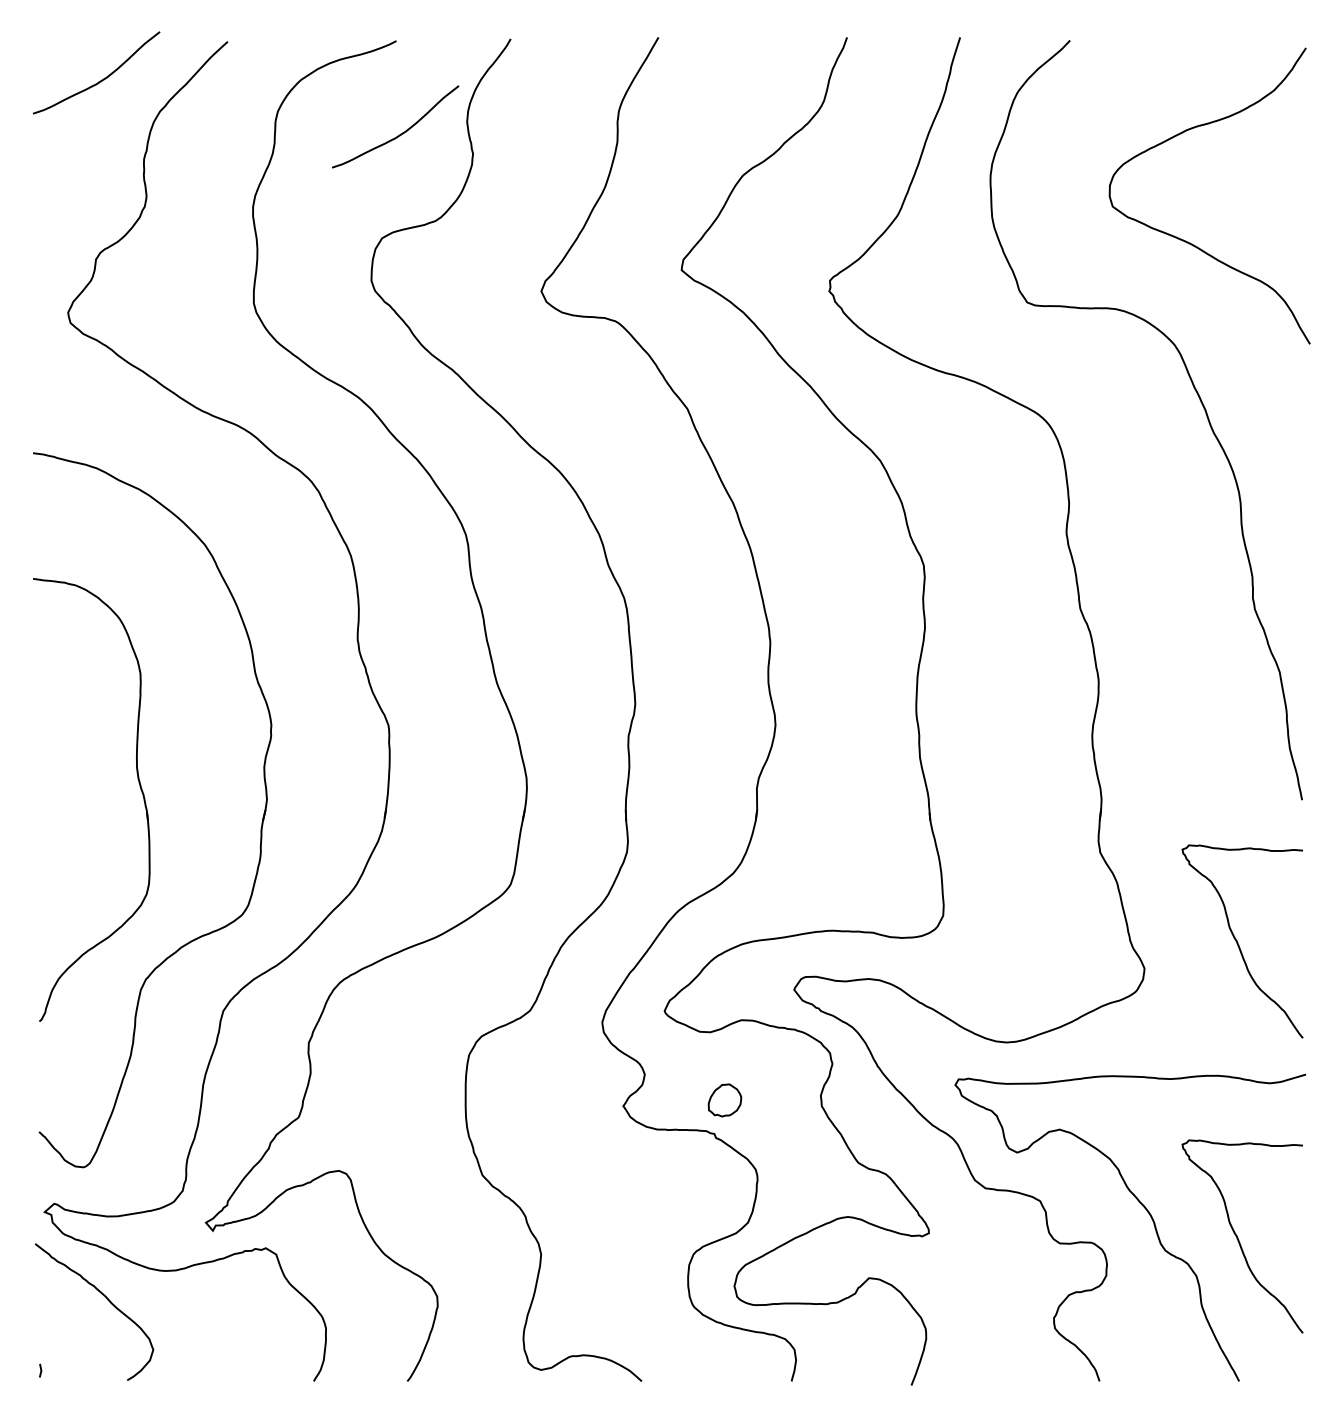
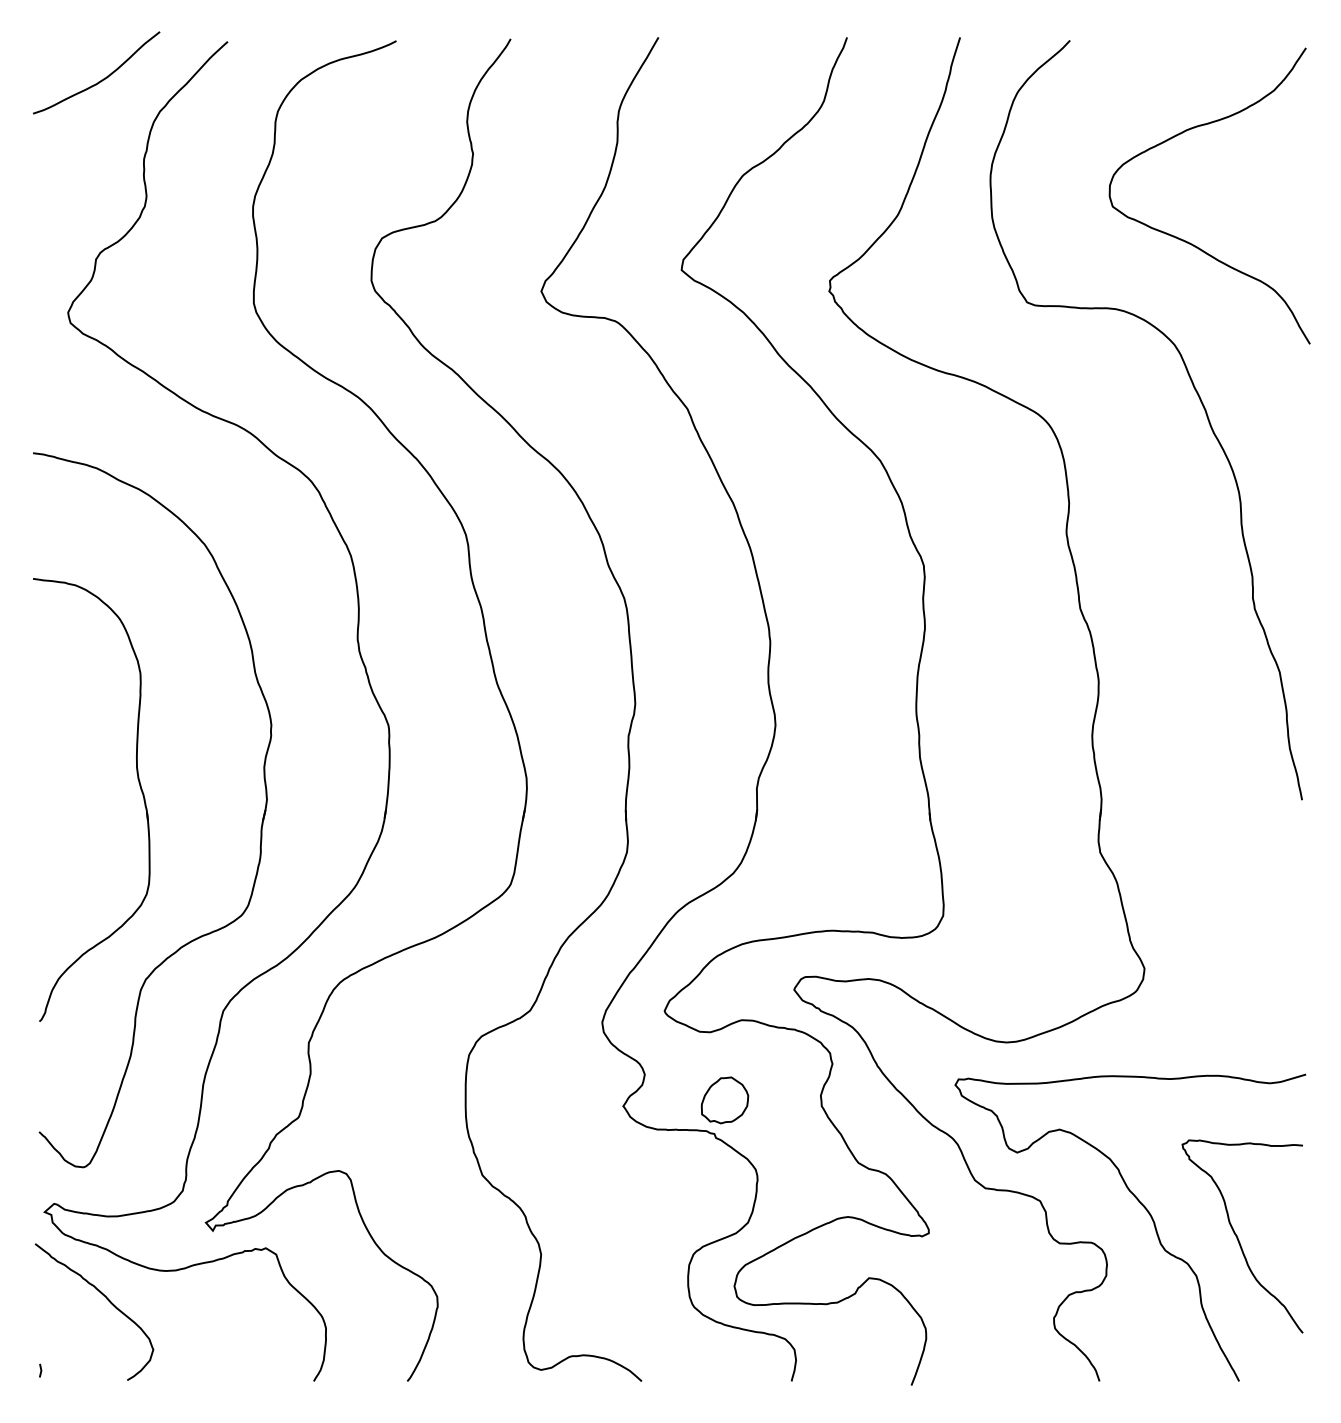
curve: present -> none (400, 133)
curve: present -> none (1238, 942)
part size: 36x35 px -> 50x49 px (724, 1100)
